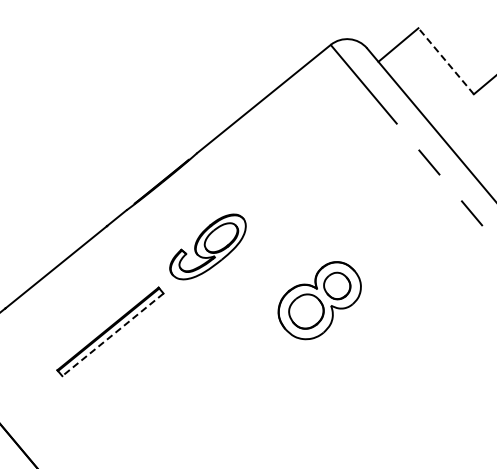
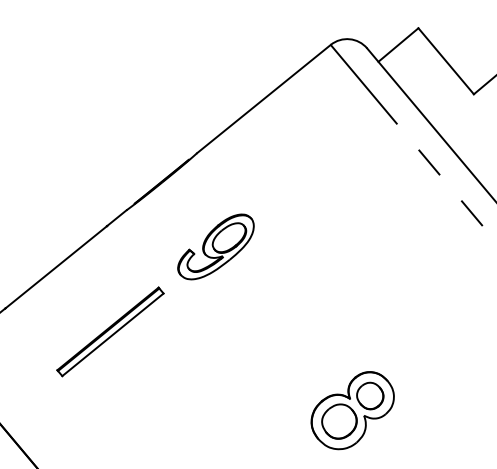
line: dashed -> solid (445, 60)
part position: (207, 246) -> (215, 246) (215, 246)
part position: (319, 300) -> (352, 410) (352, 410)
line: dashed -> solid (112, 335)
